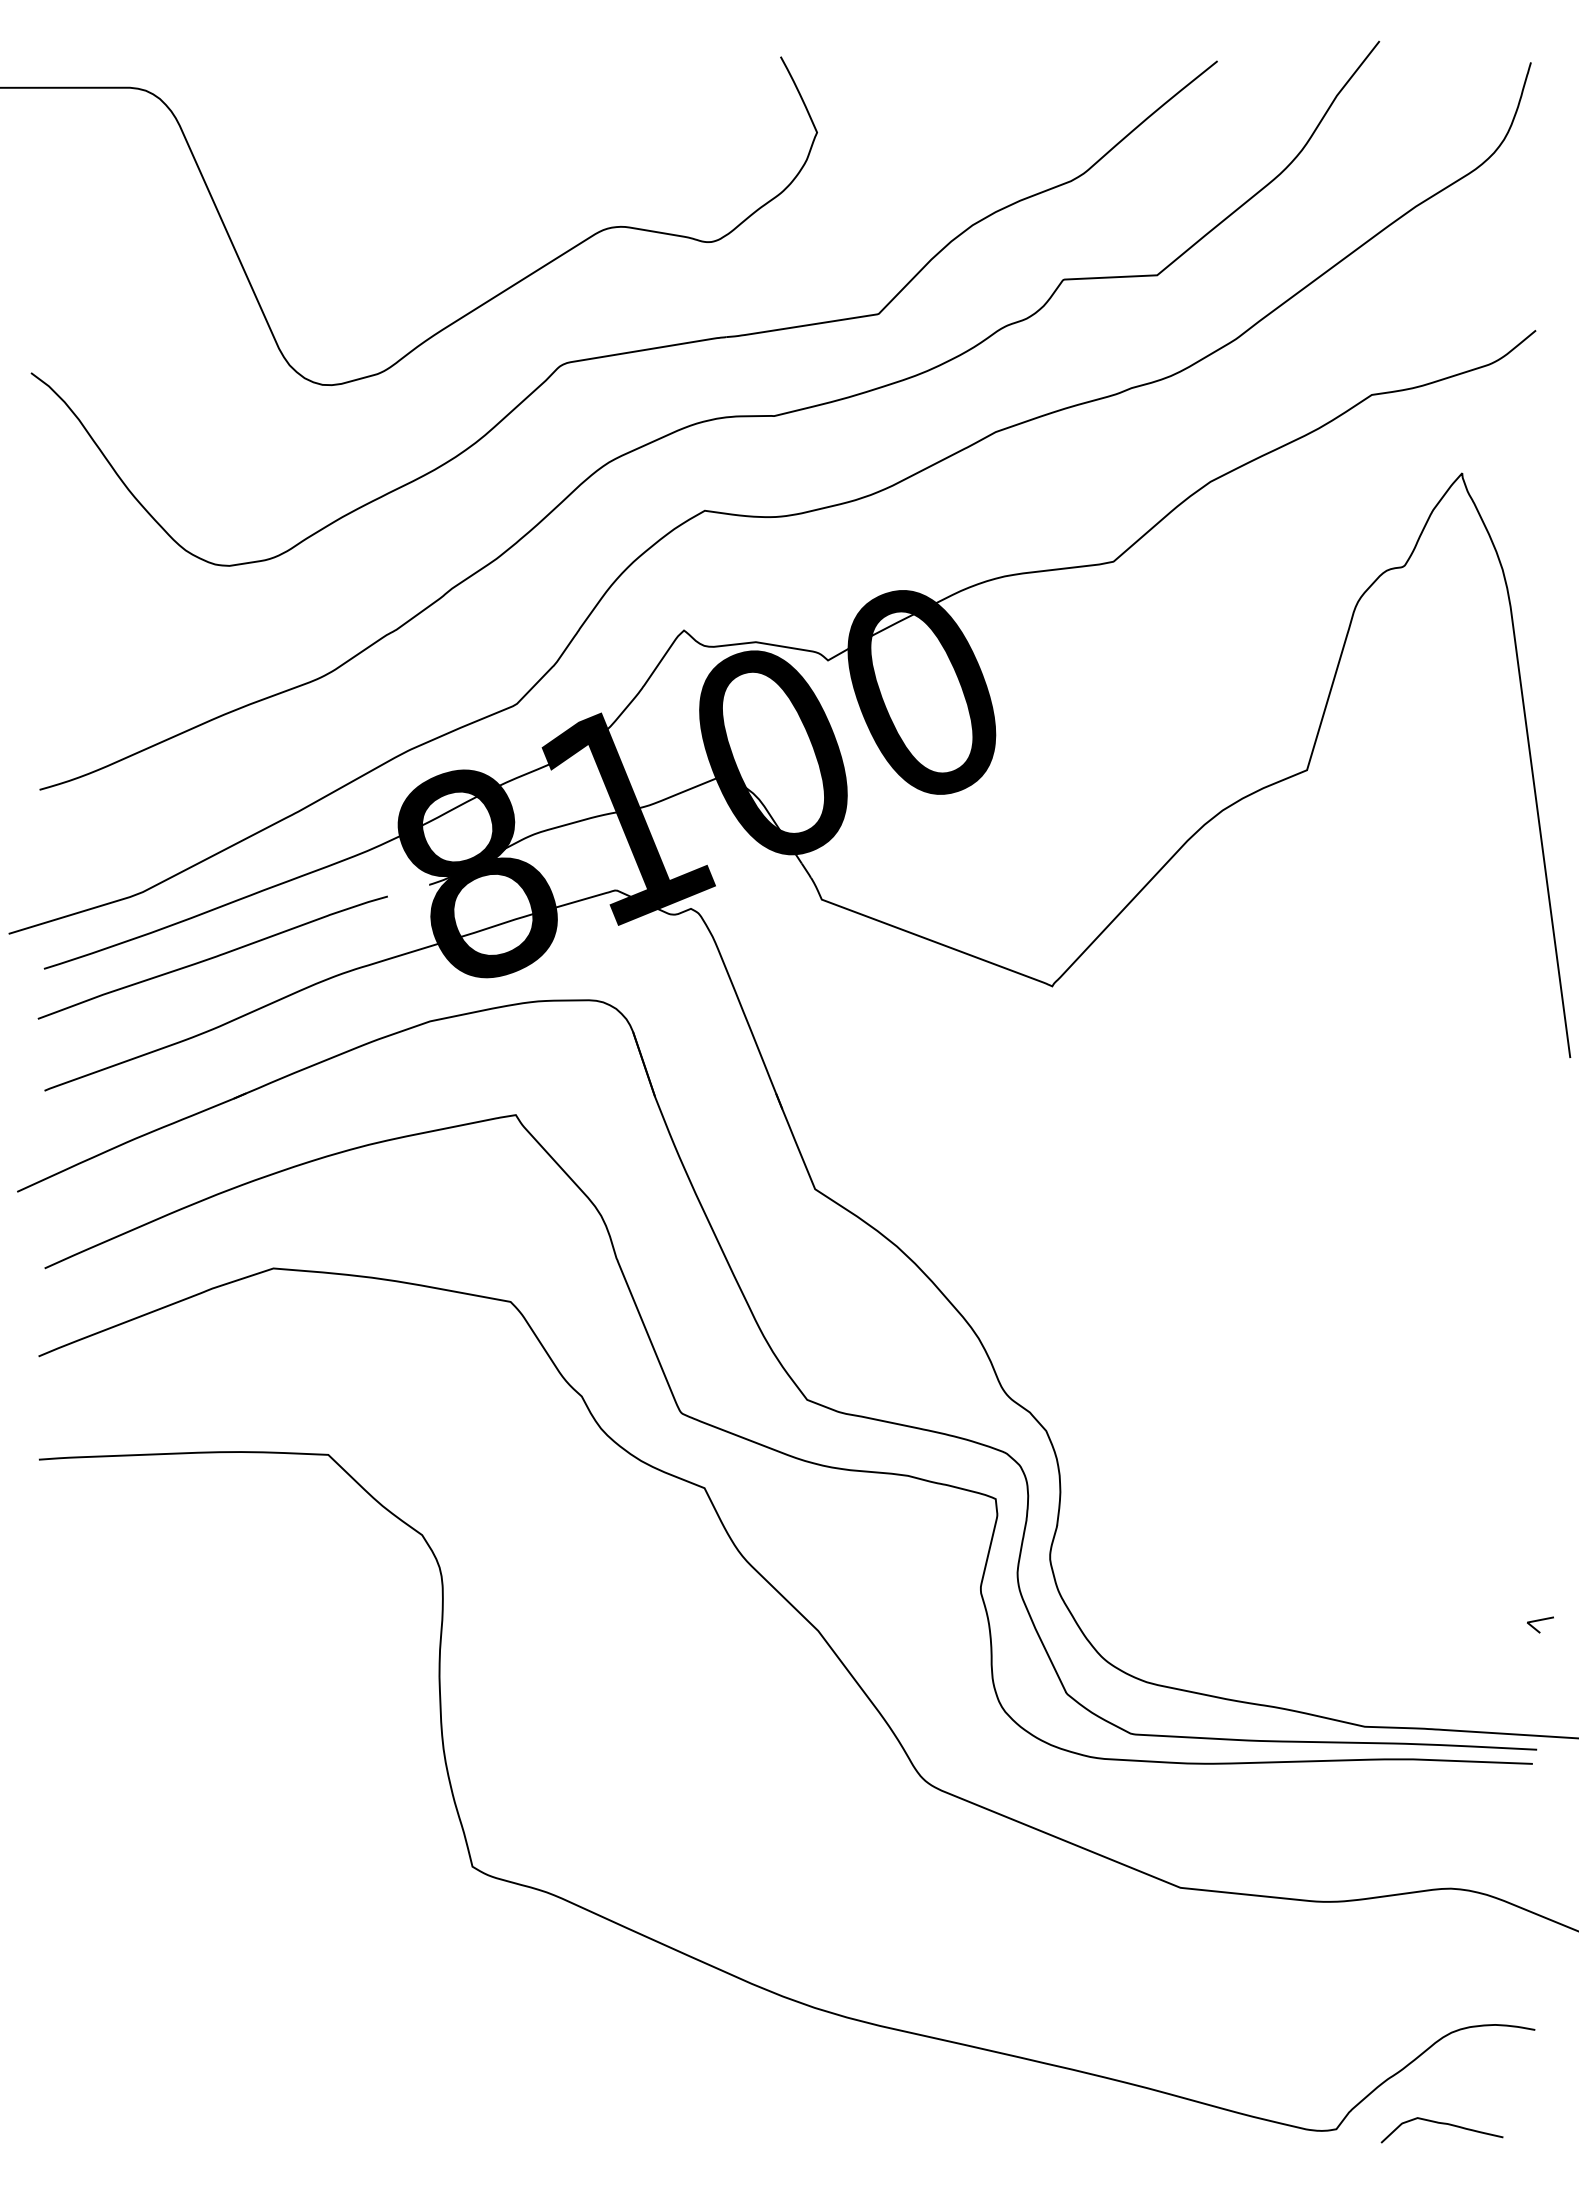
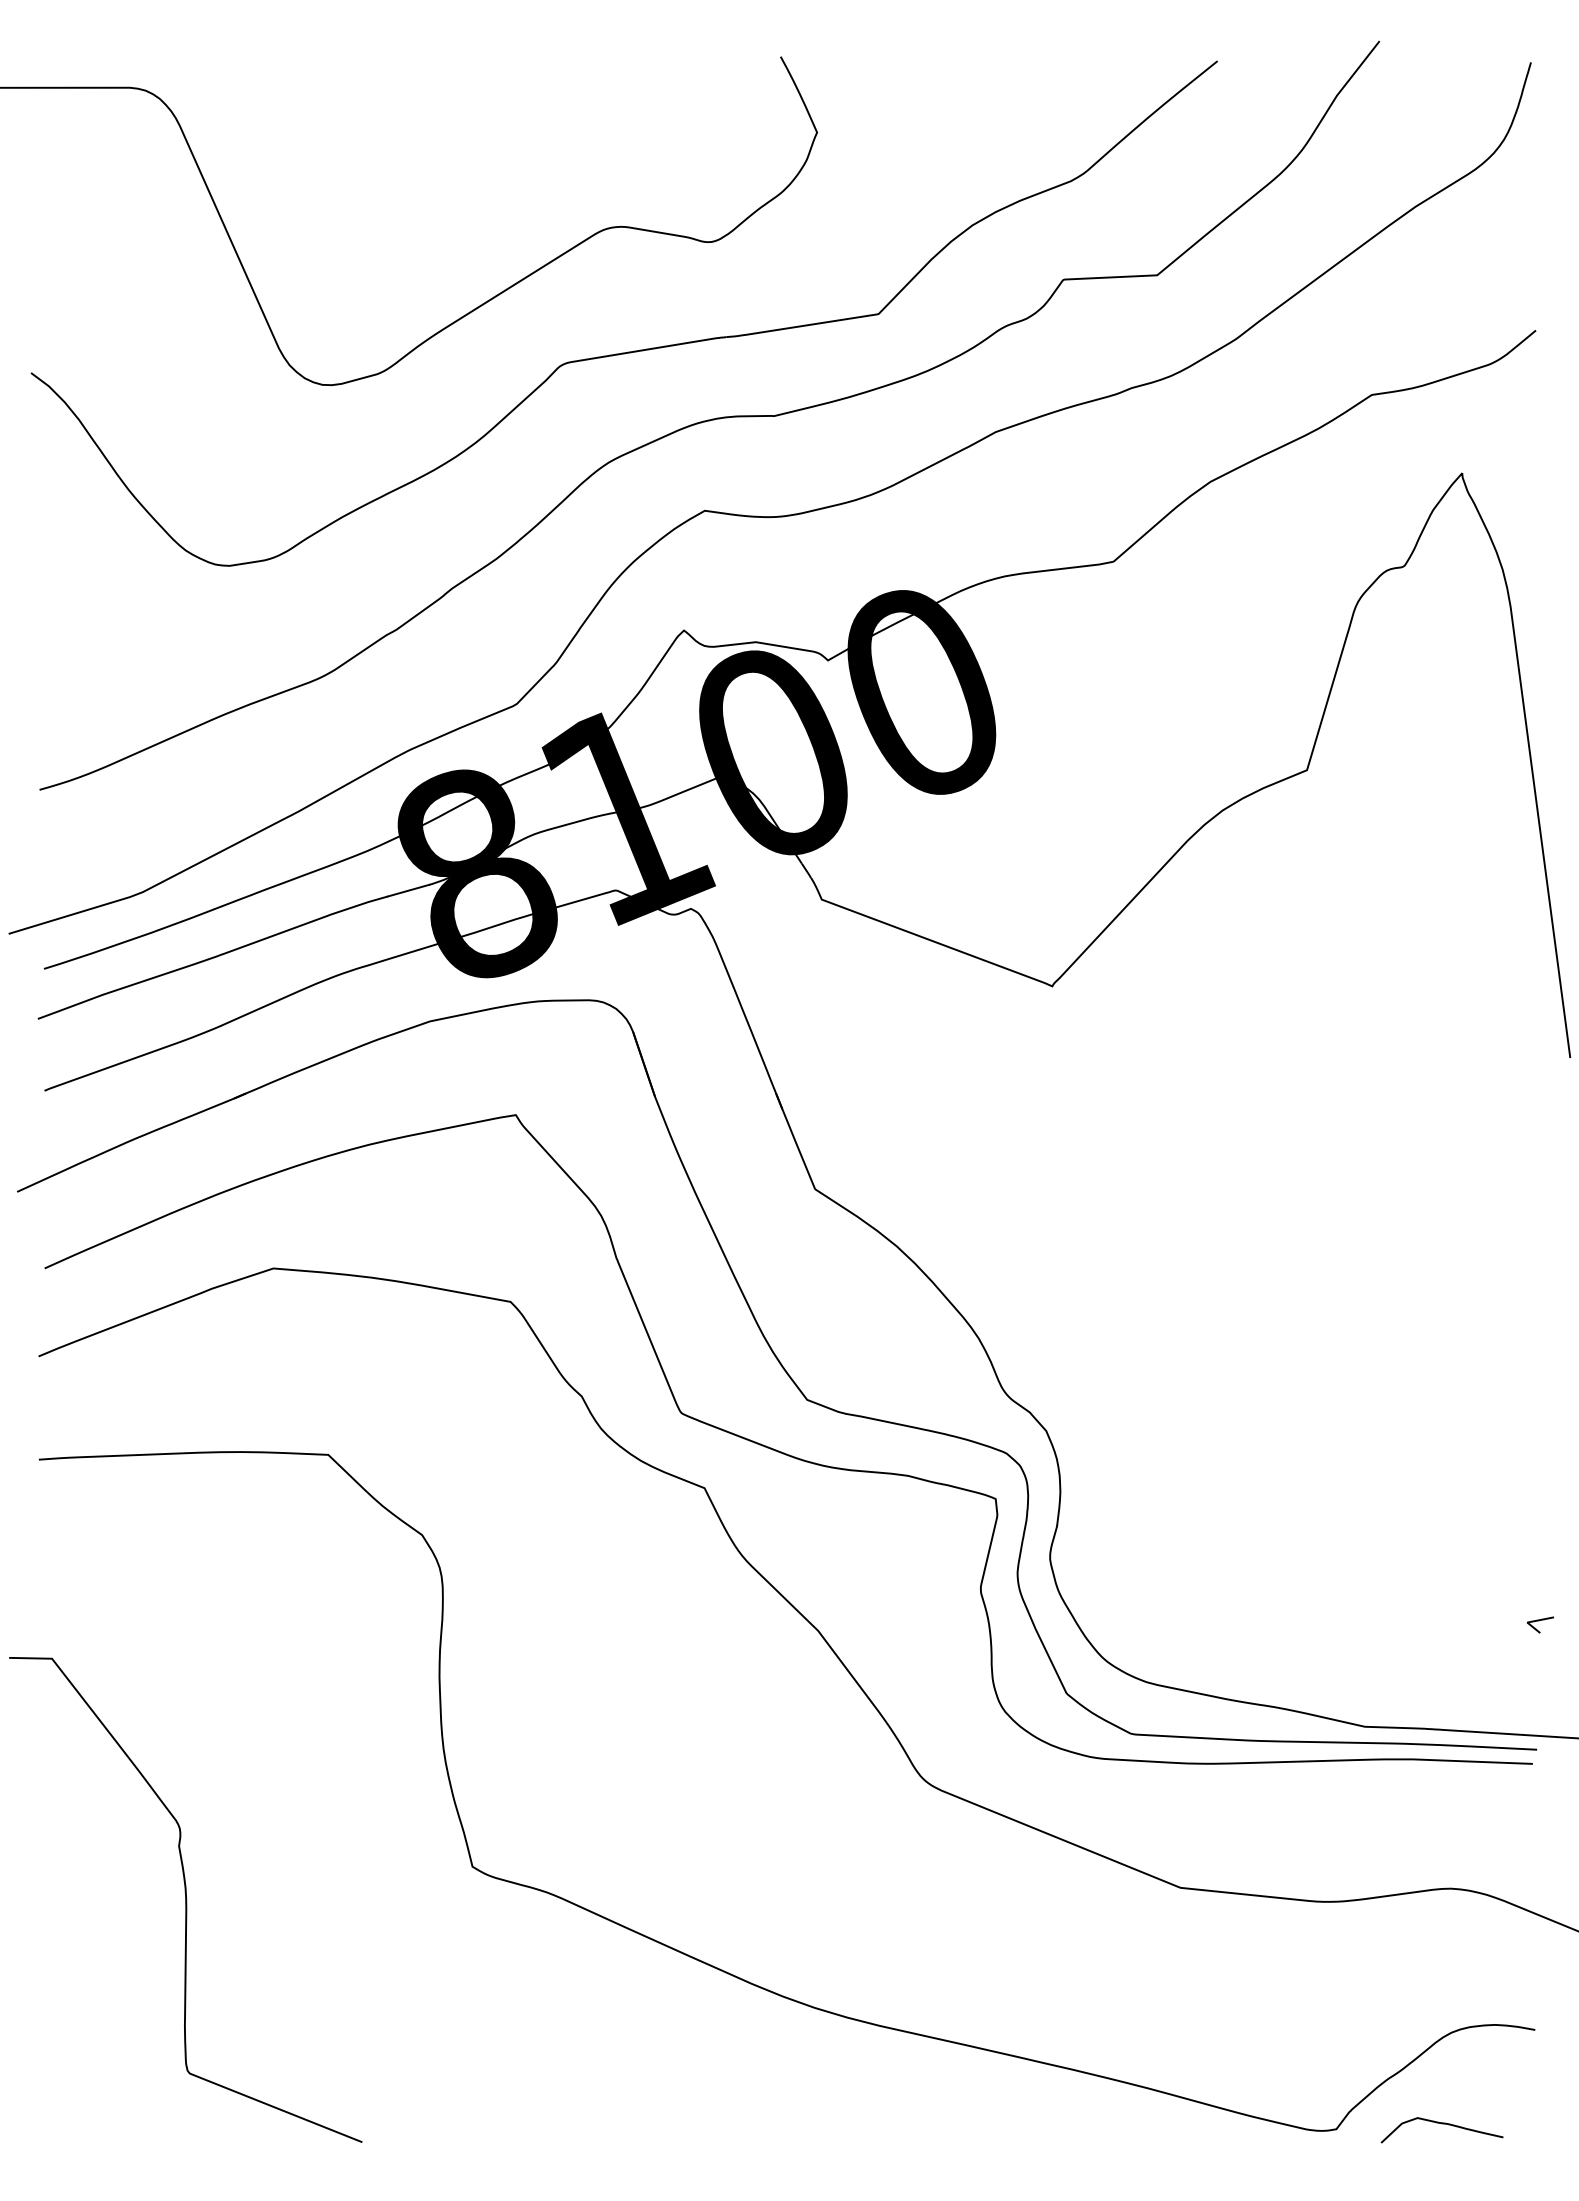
line: none -> present (408, 890)
curve: none -> present (185, 1899)
